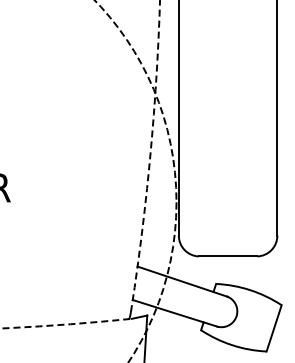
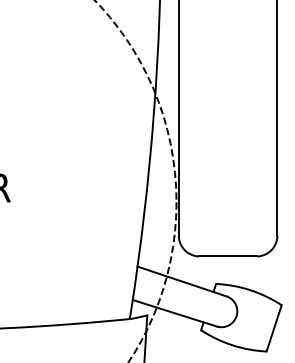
arc: dashed -> solid (150, 155)
arc: dashed -> solid (66, 324)
